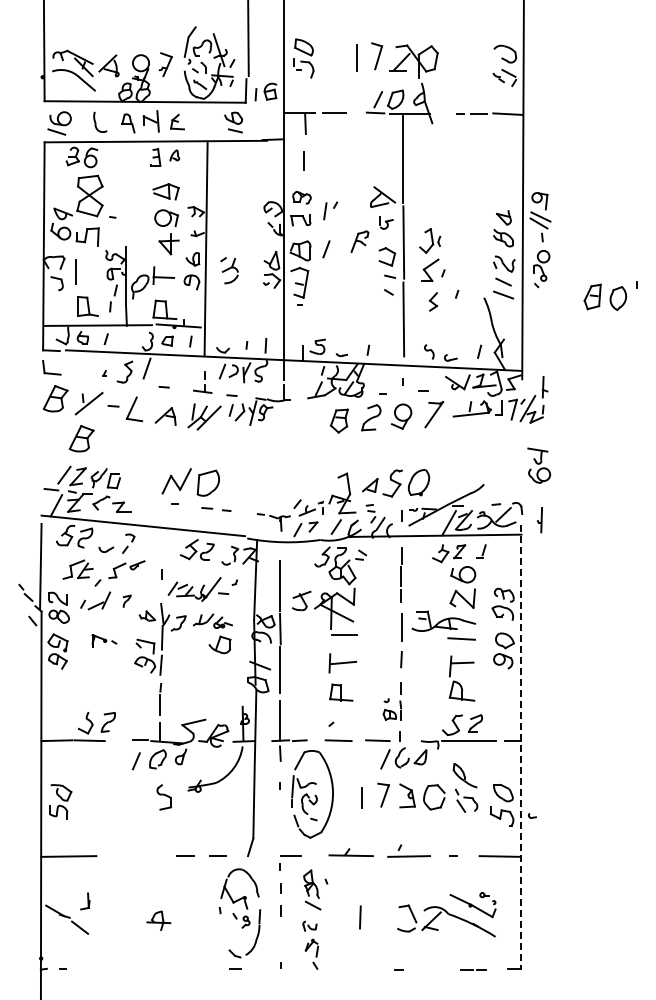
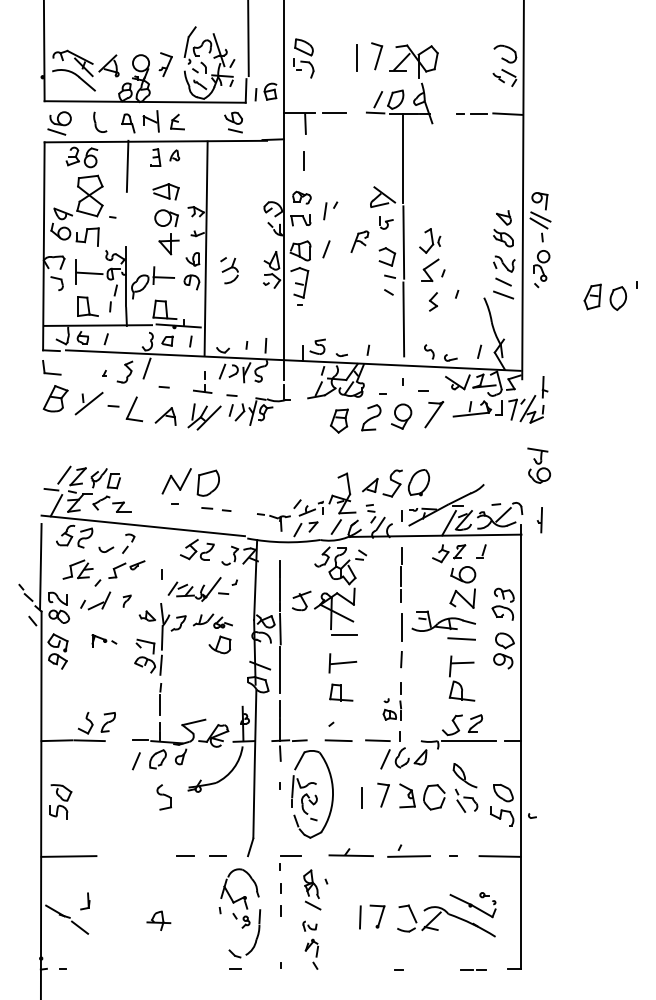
line: none -> present (127, 165)
line: none -> present (89, 273)
part: present -> none (81, 438)
line: dashed -> solid (521, 747)
part: none -> present (377, 916)
